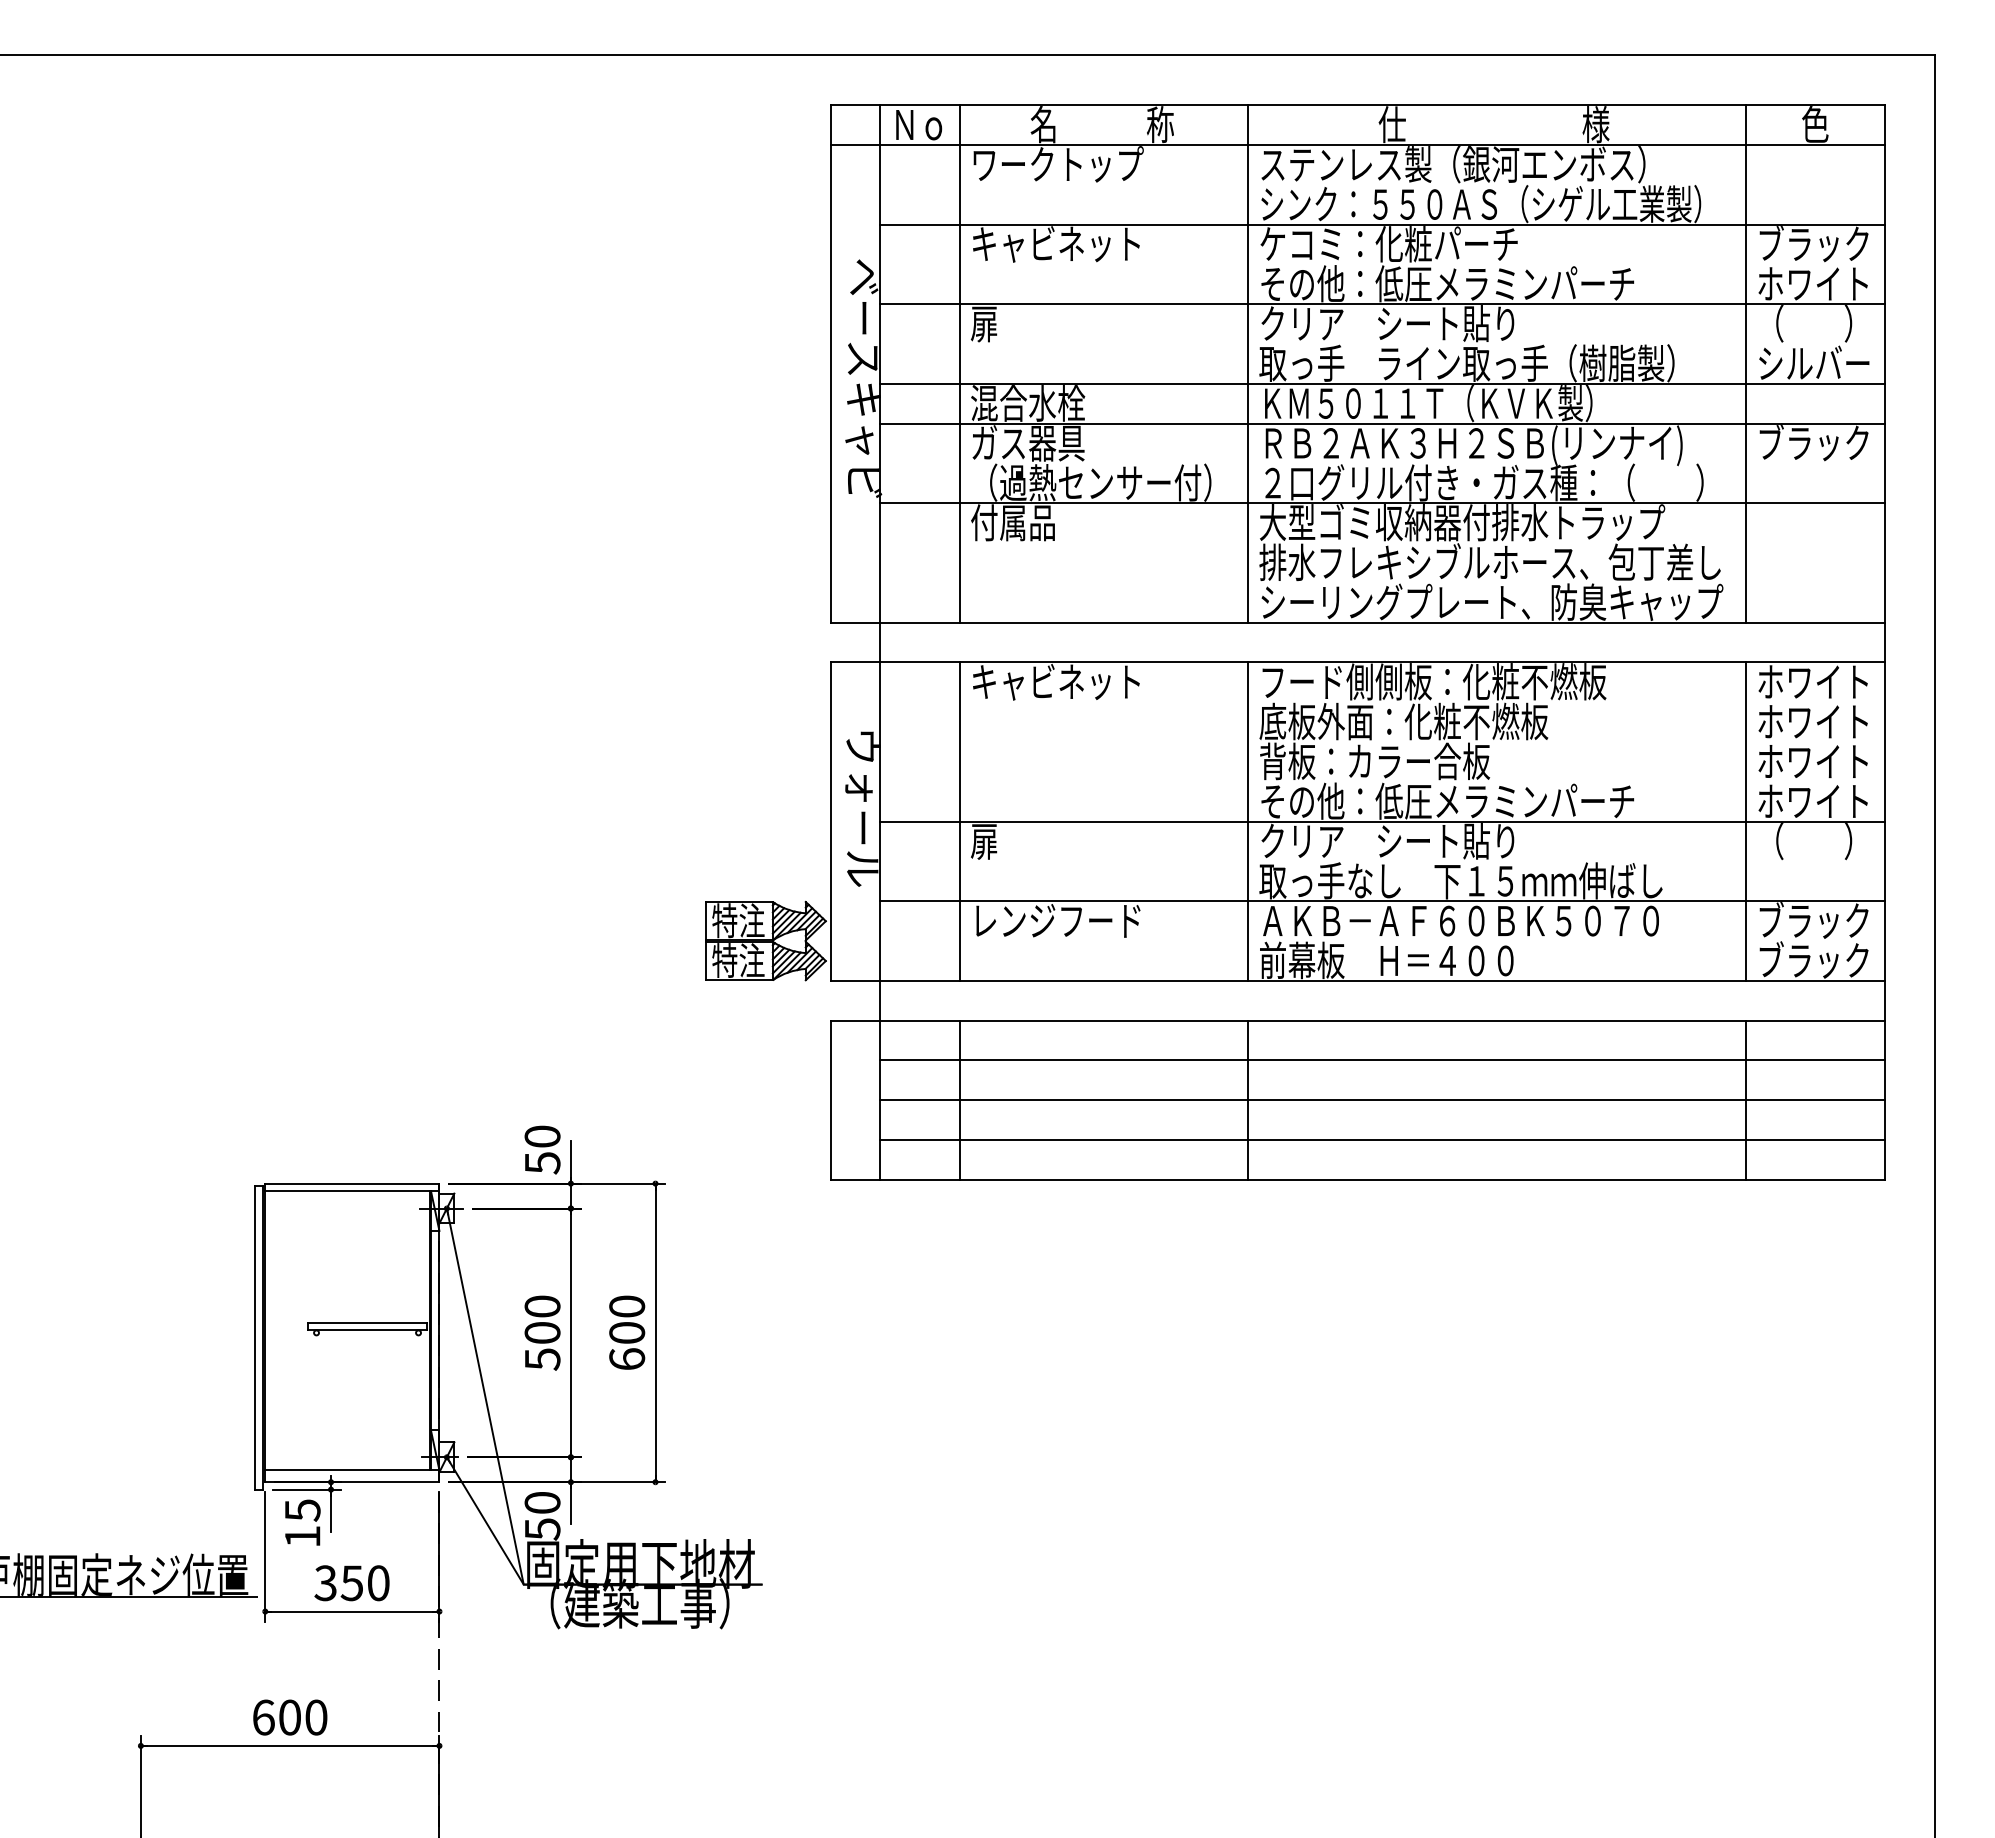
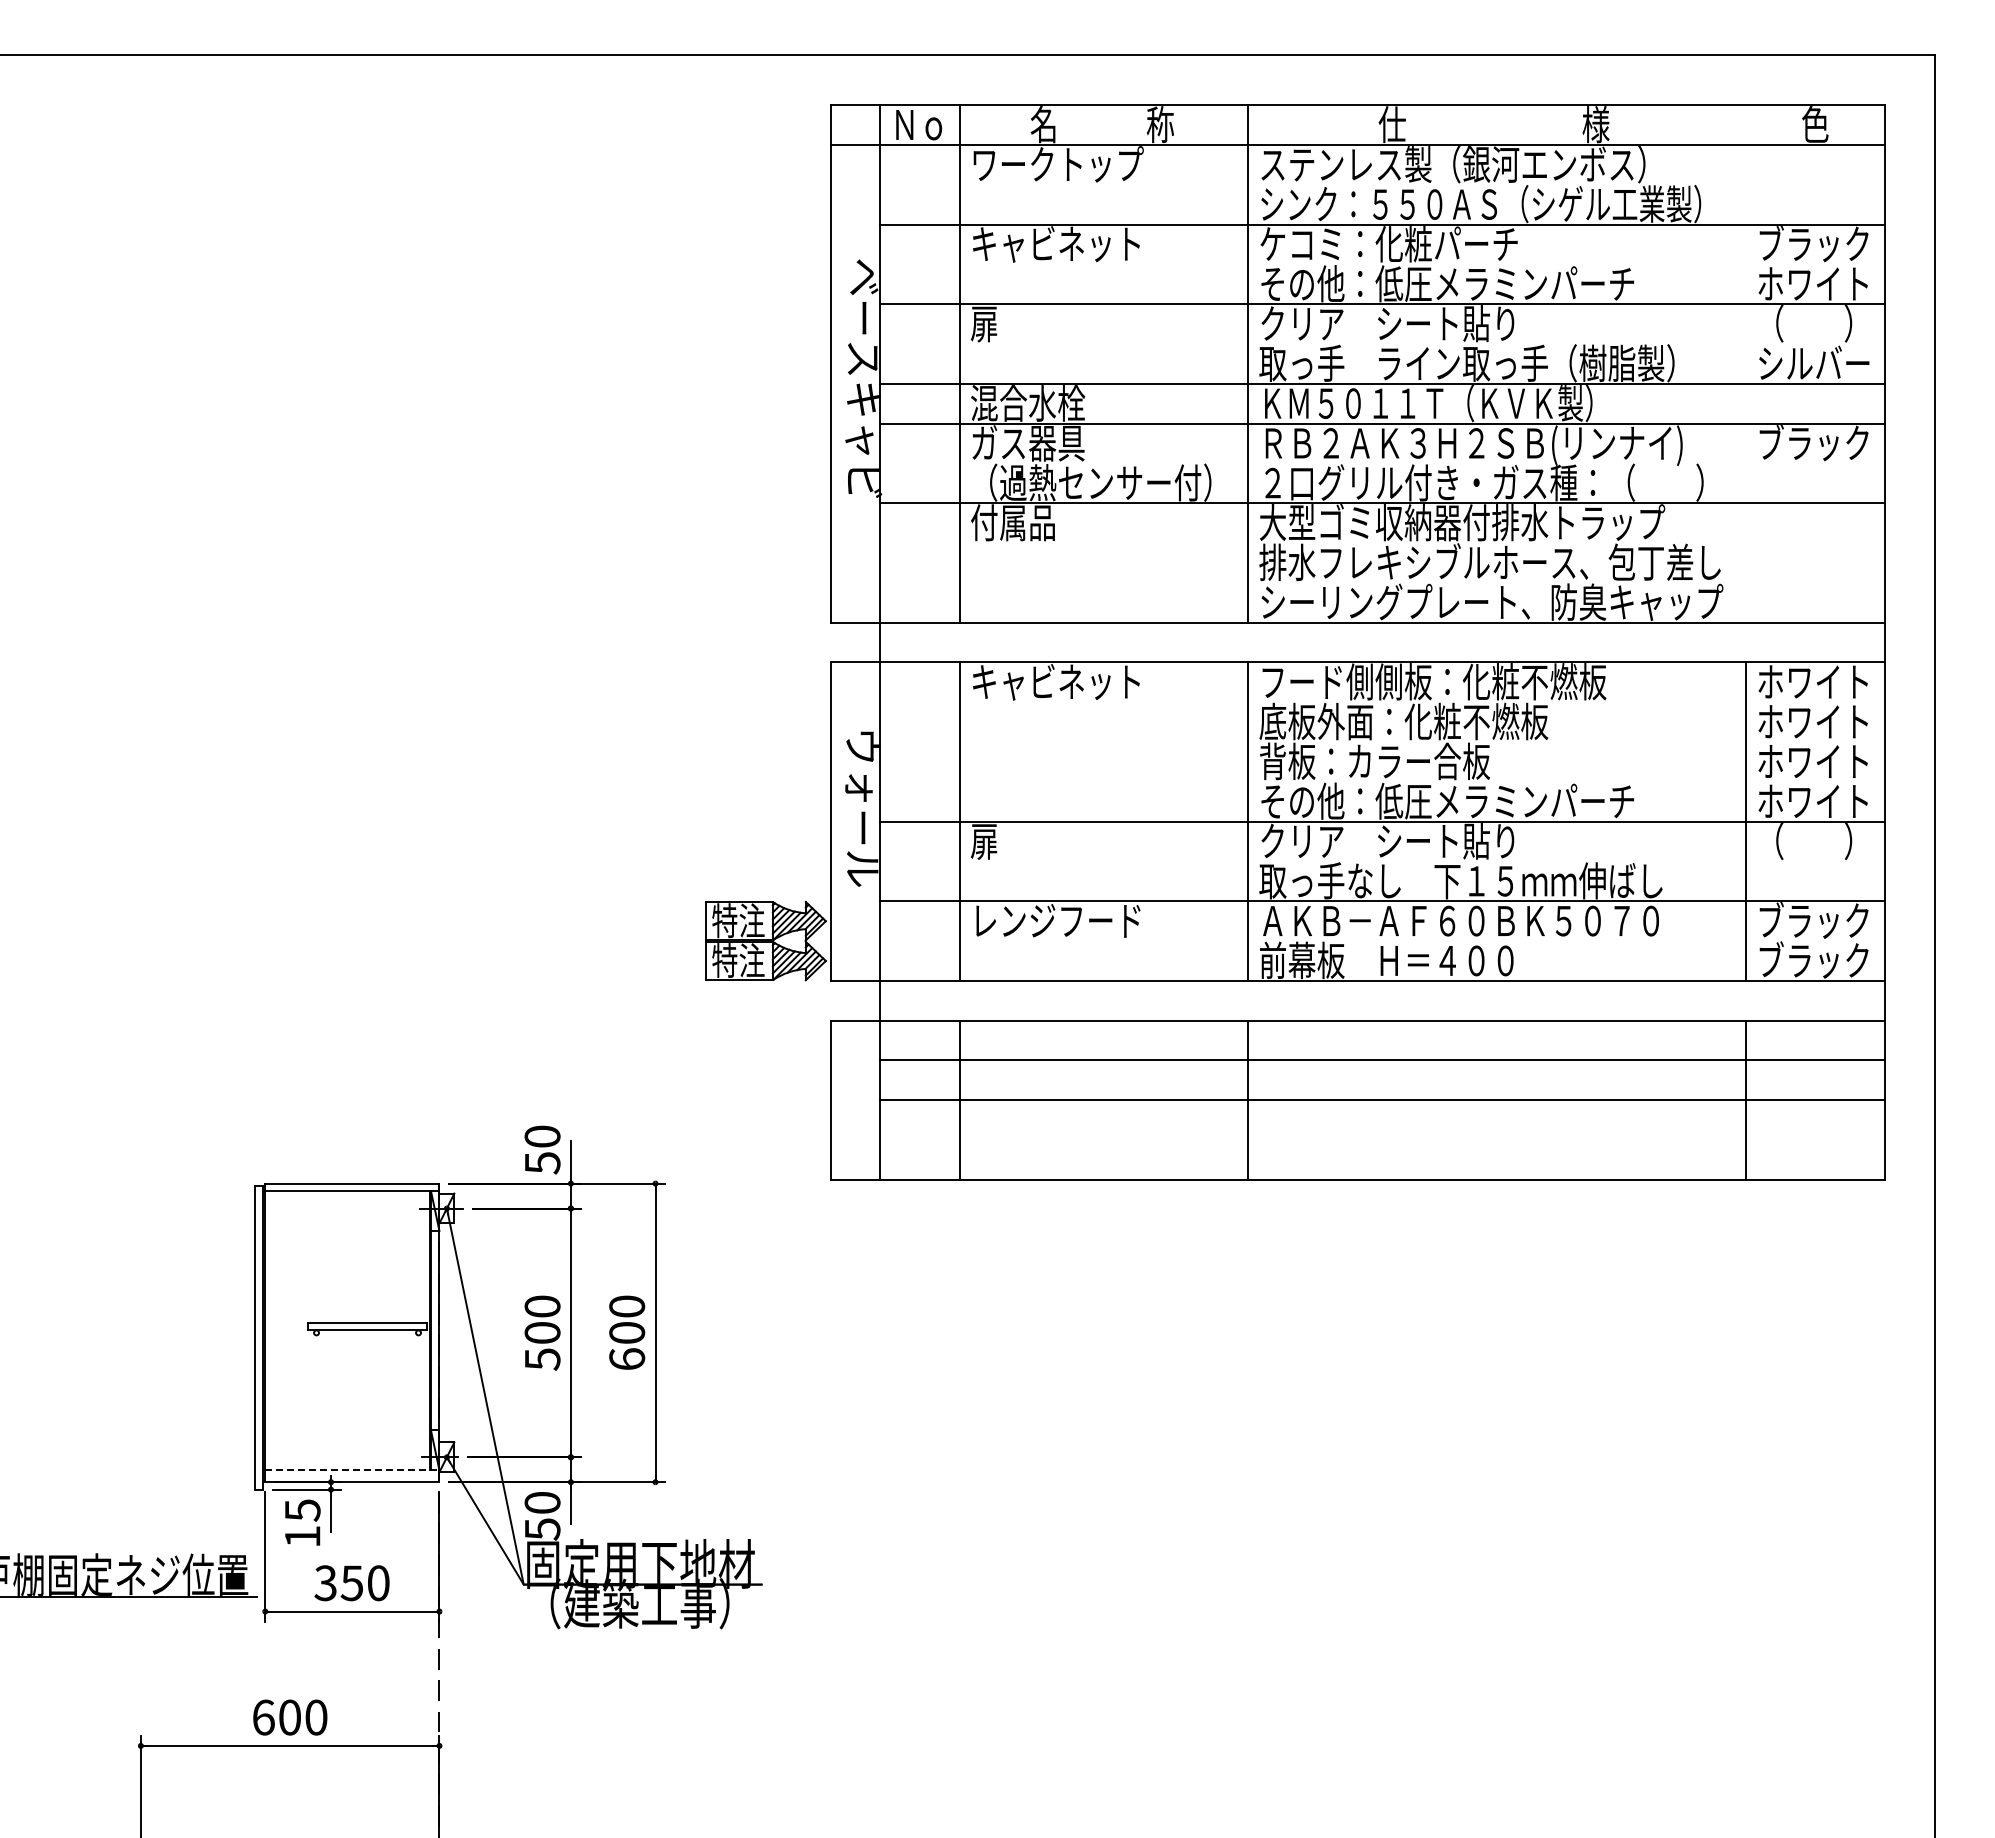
line: present -> none (1746, 363)
line: present -> none (1382, 1140)
line: solid -> dashed (352, 1470)
